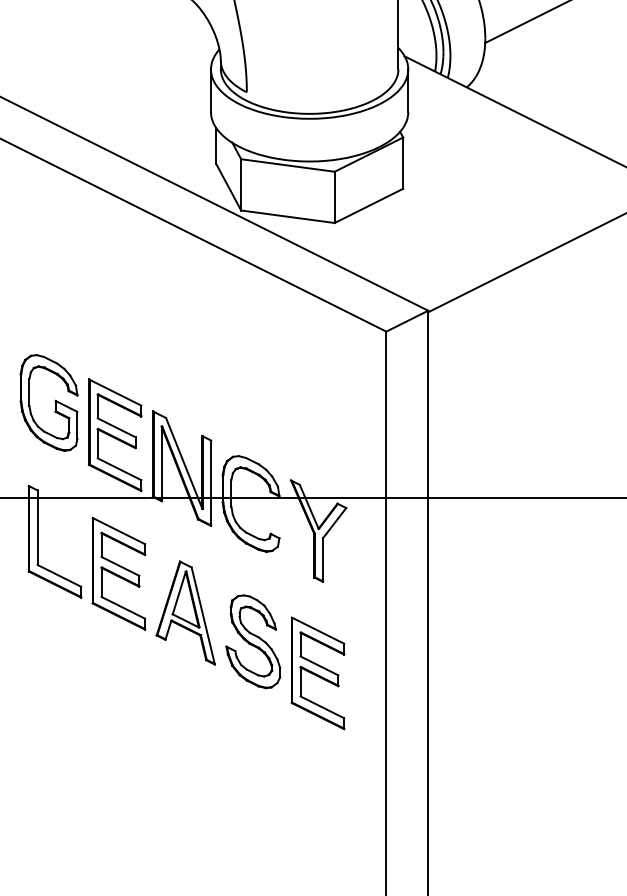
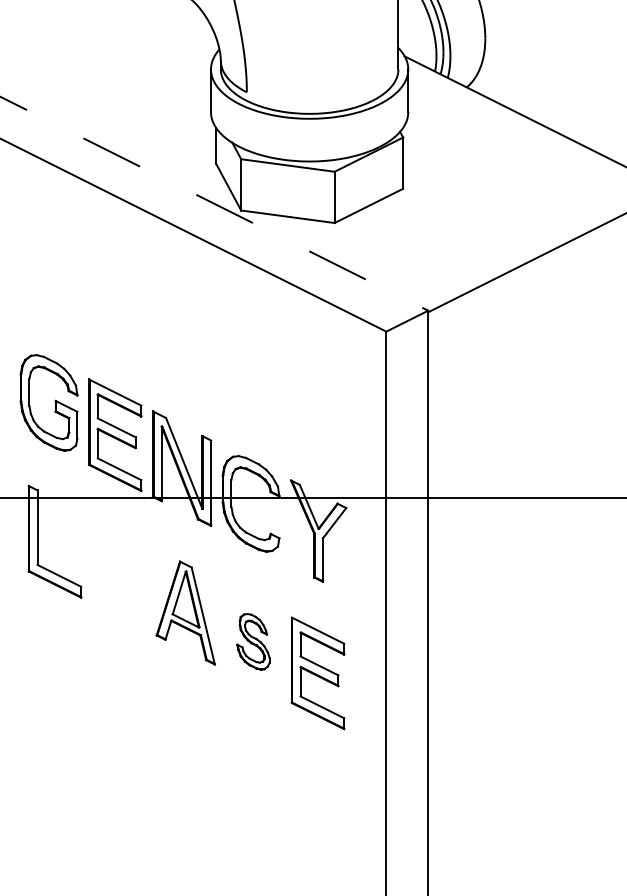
line: present -> none (526, 22)
line: solid -> dashed (214, 203)
part: present -> none (118, 573)
part size: 57x96 px -> 35x58 px (253, 641)
